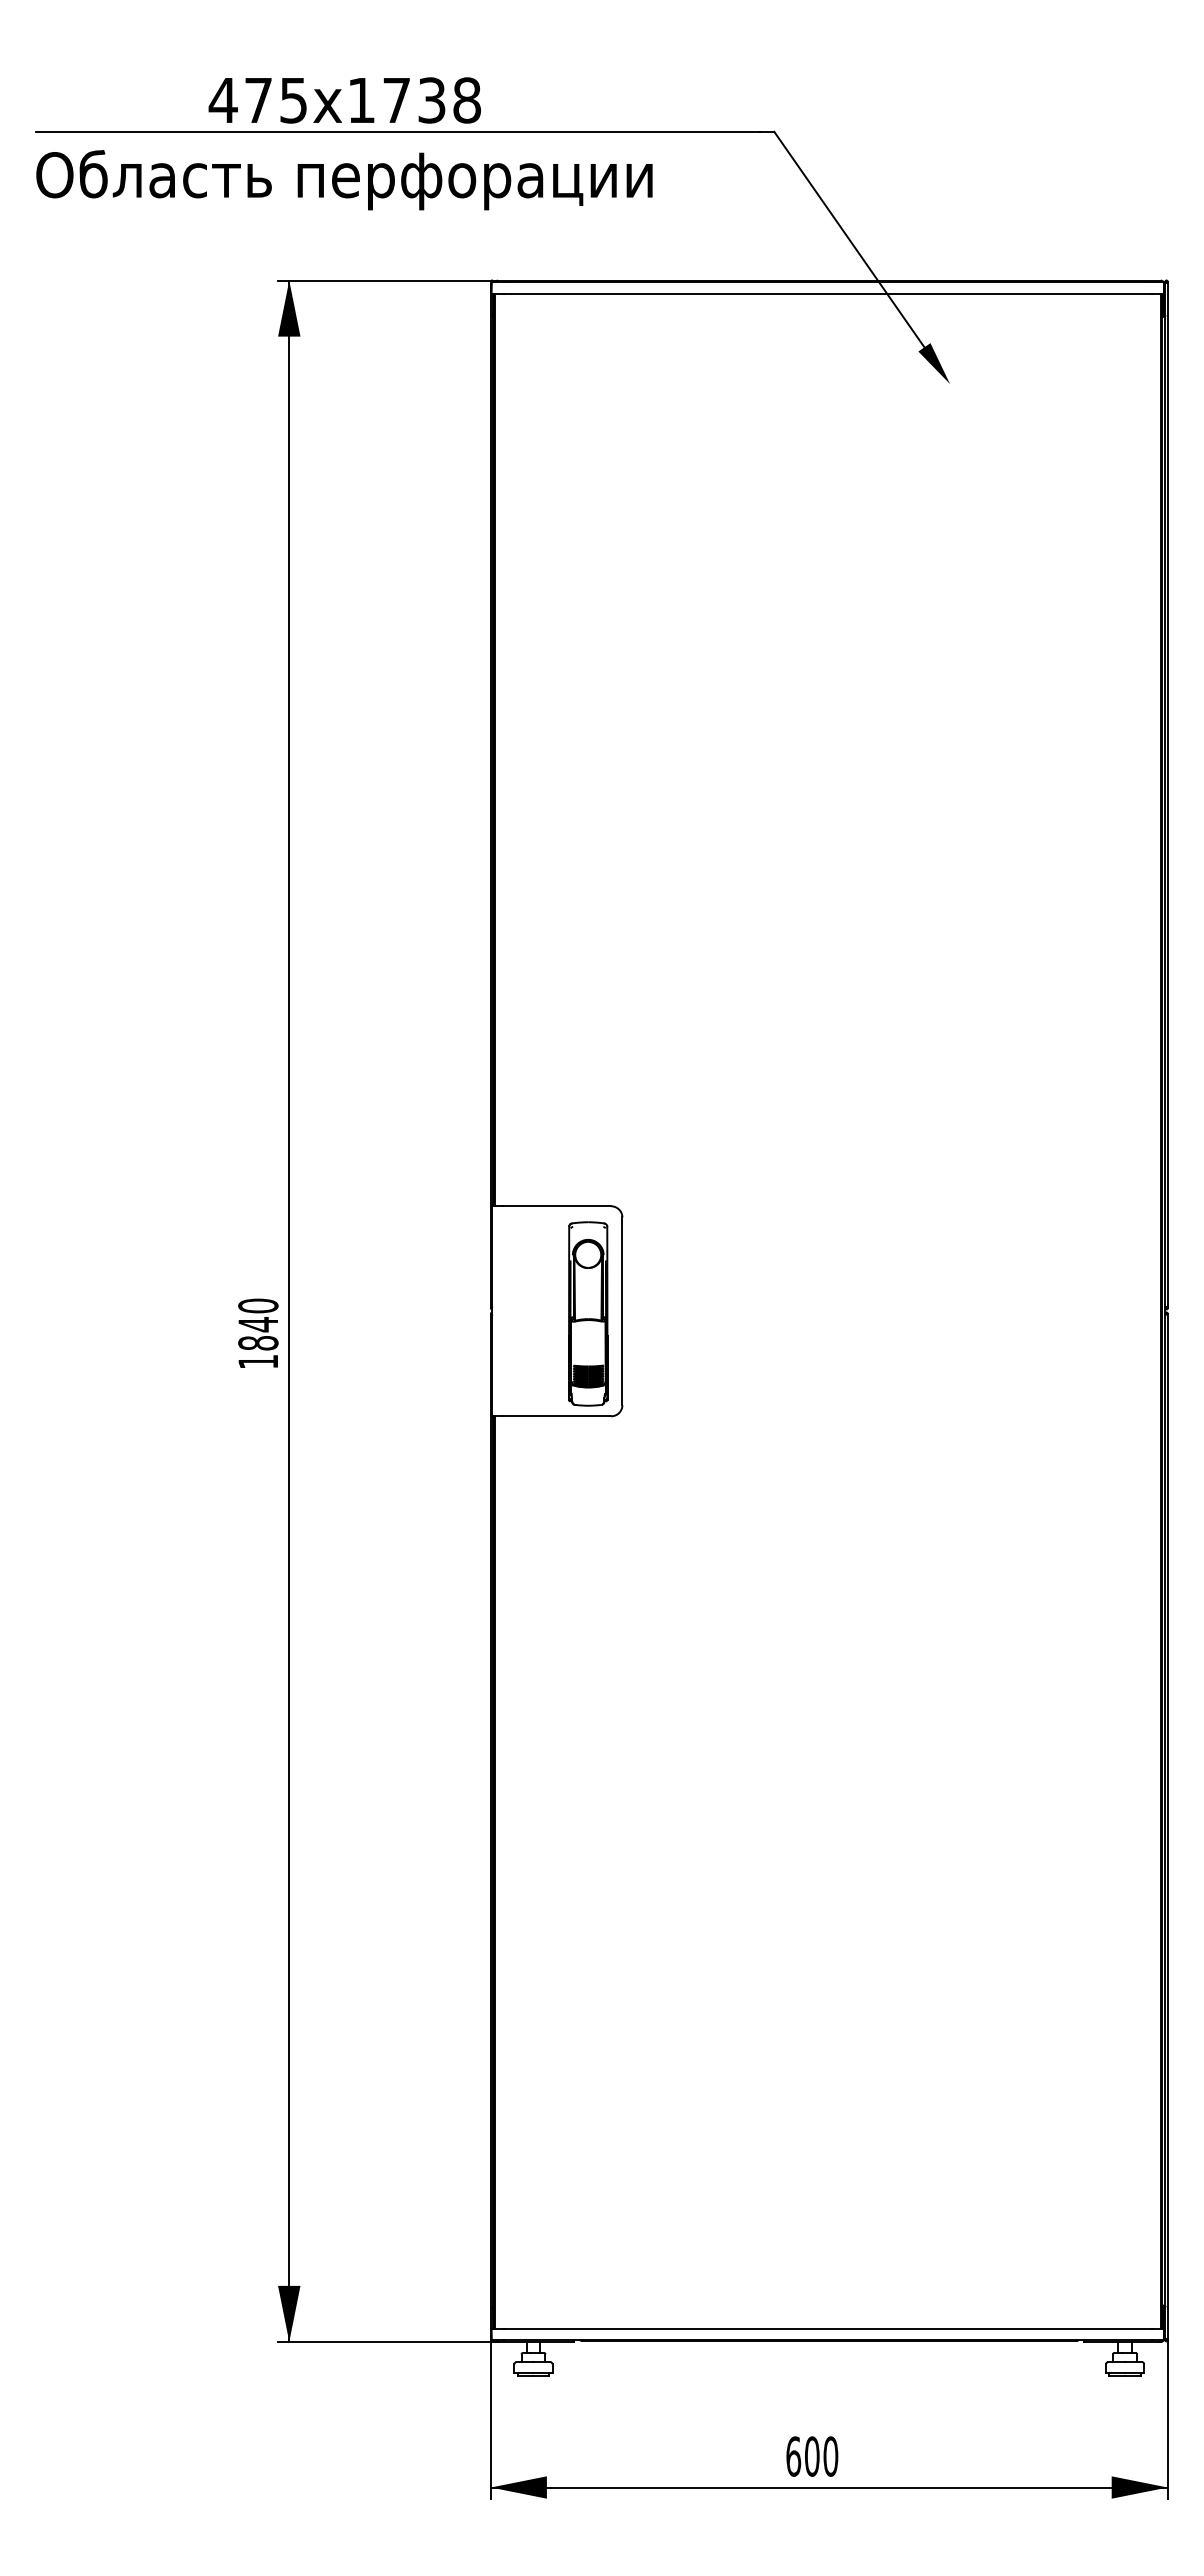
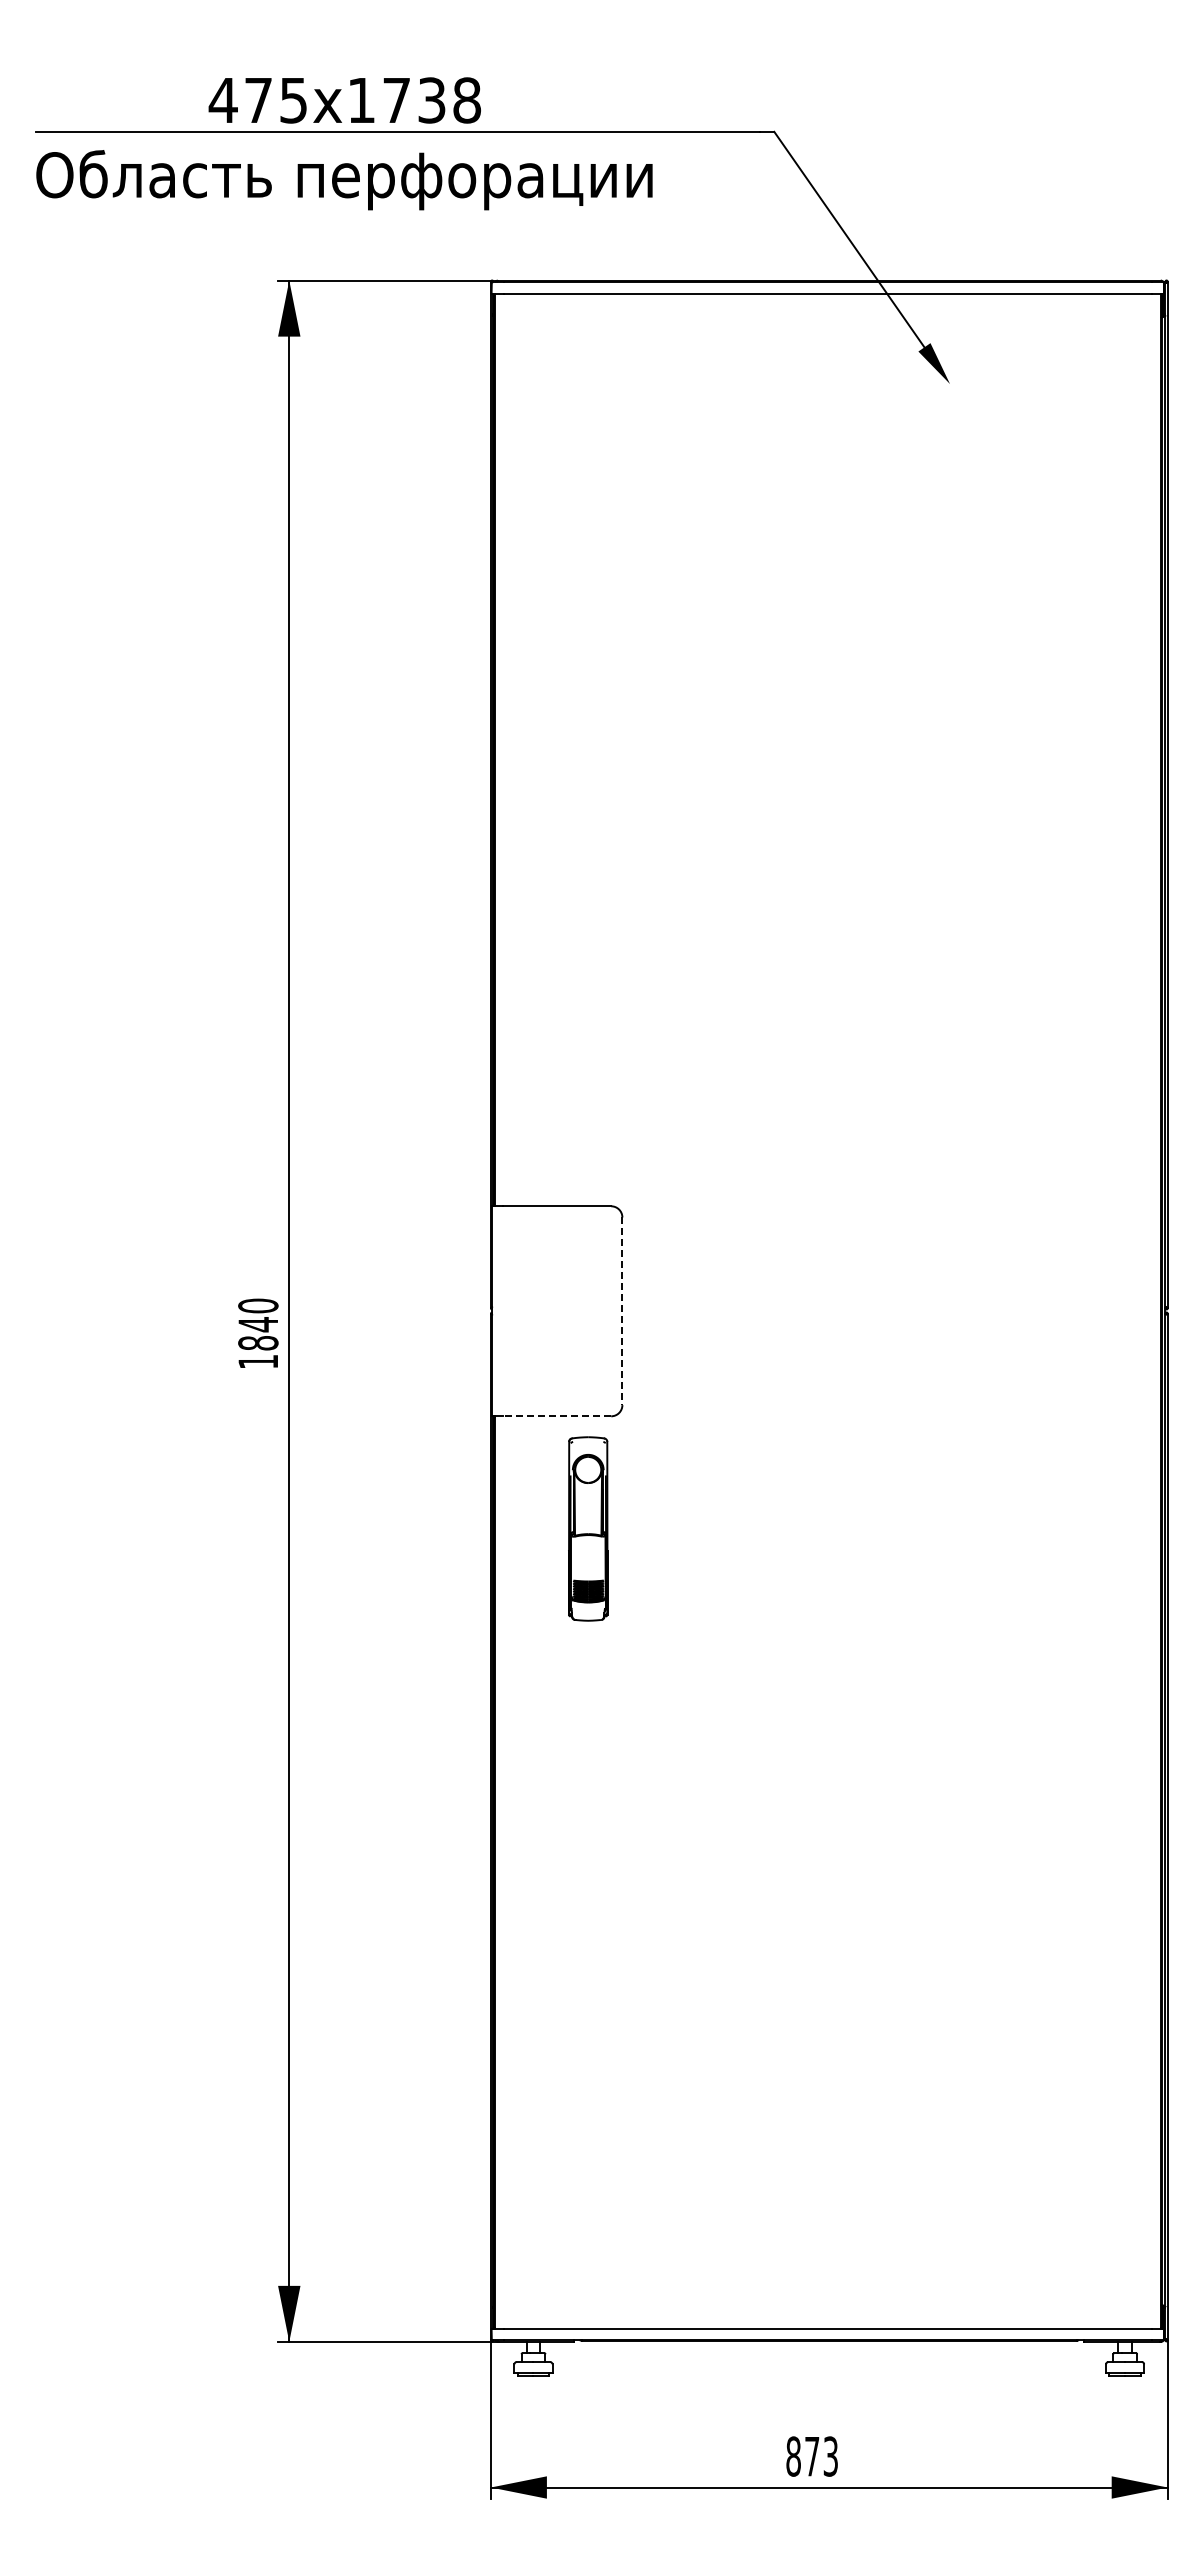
line: solid -> dashed (622, 1311)
part position: (588, 1313) -> (588, 1528) (588, 1528)
line: solid -> dashed (556, 1416)
text: 600 -> 873 (812, 2456)
